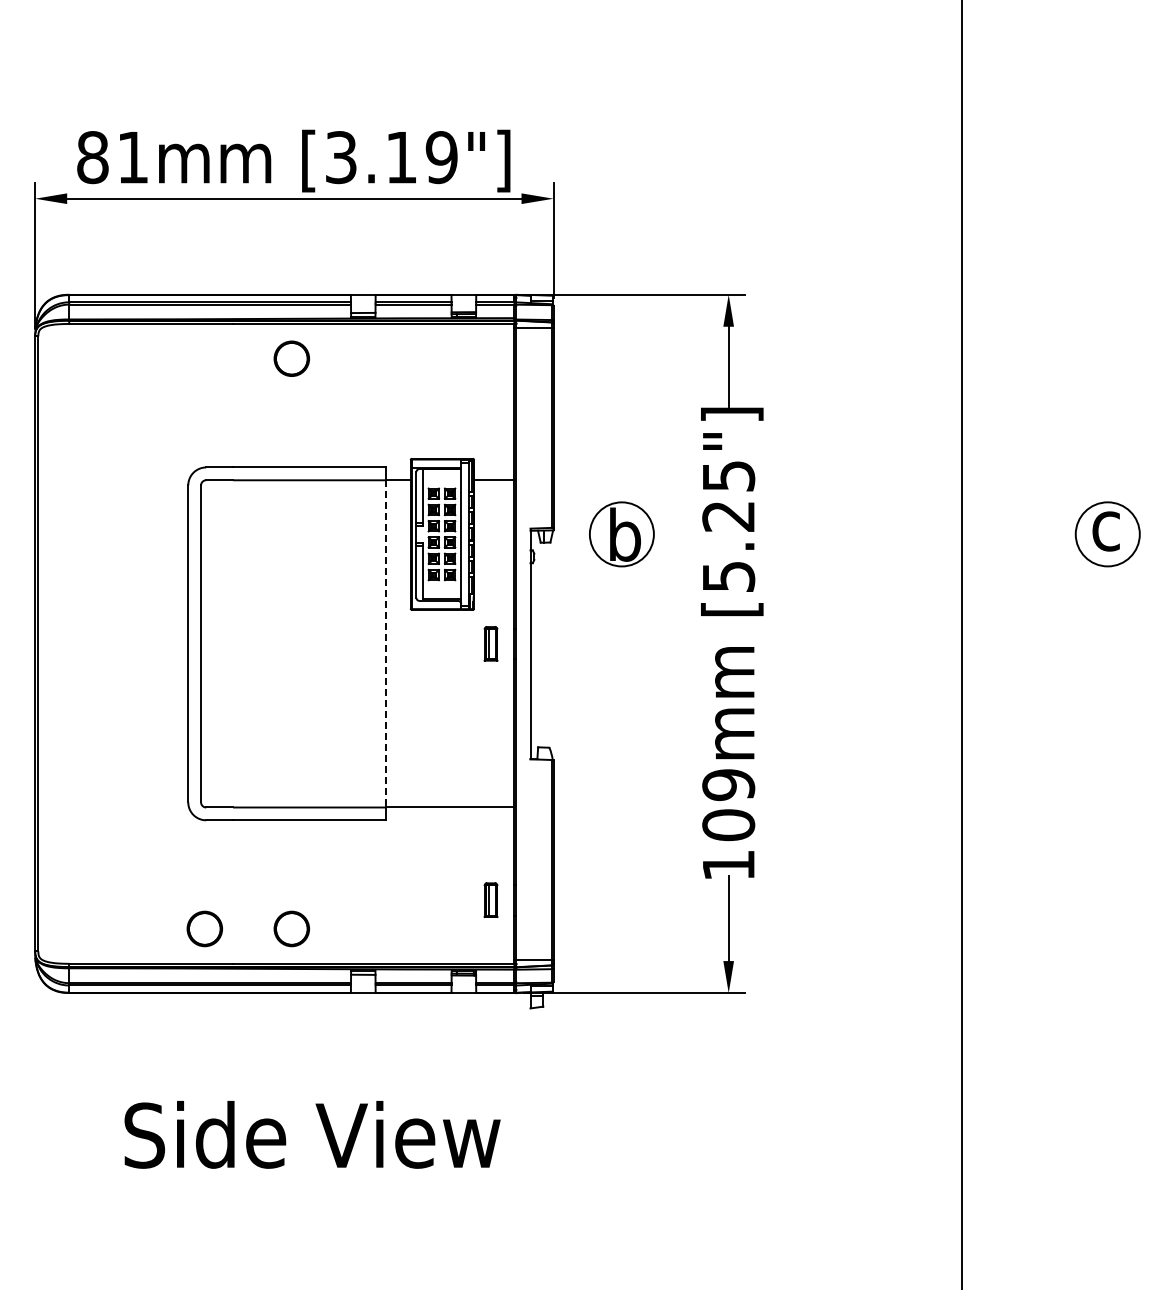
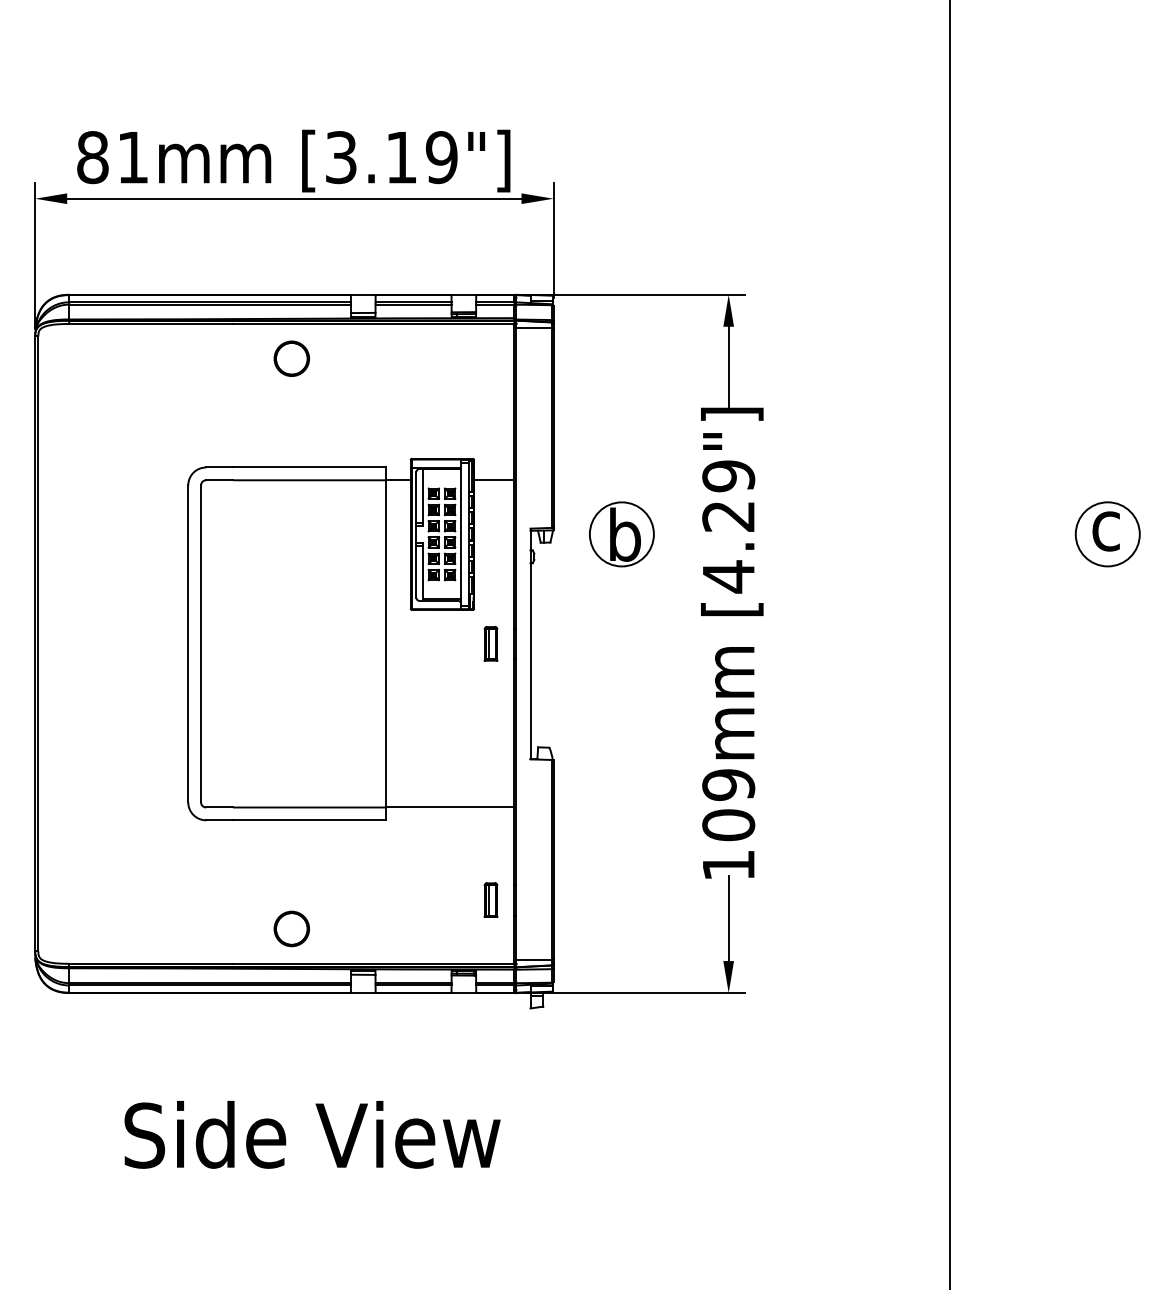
text: [5.25"] -> [4.29"] (728, 526)
line: dashed -> solid (386, 643)
line position: (961, 644) -> (949, 644) (949, 644)
part: present -> none (204, 928)
